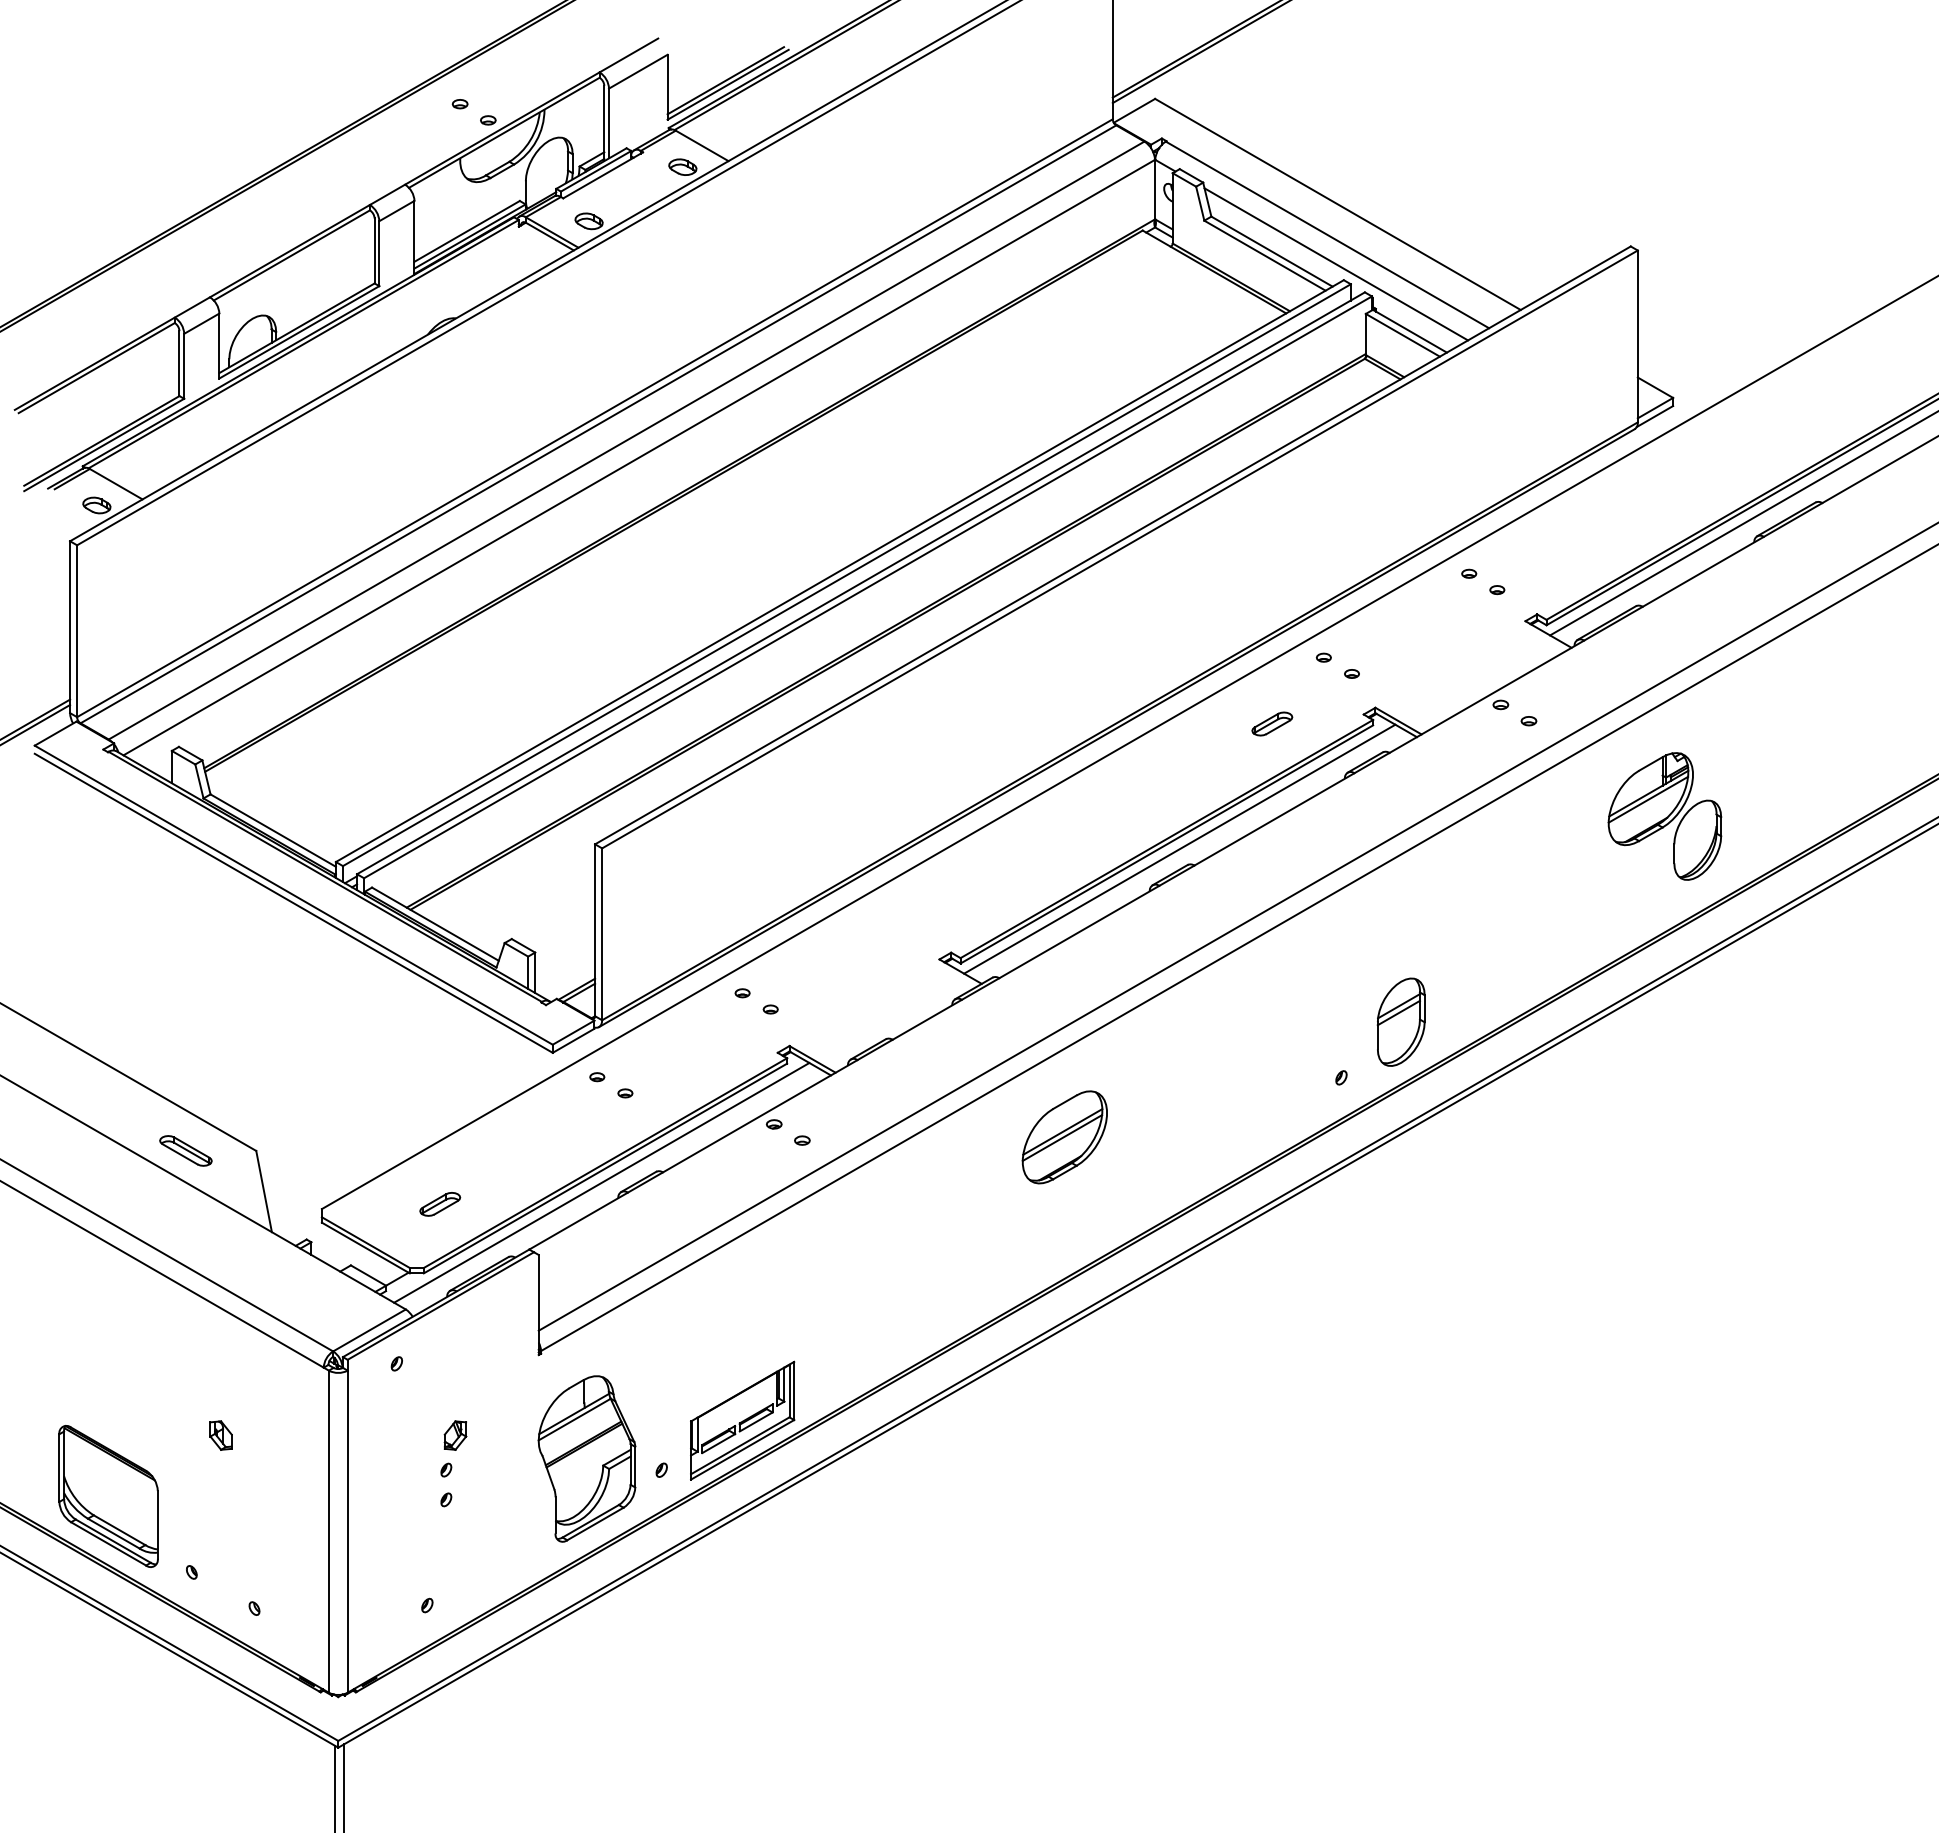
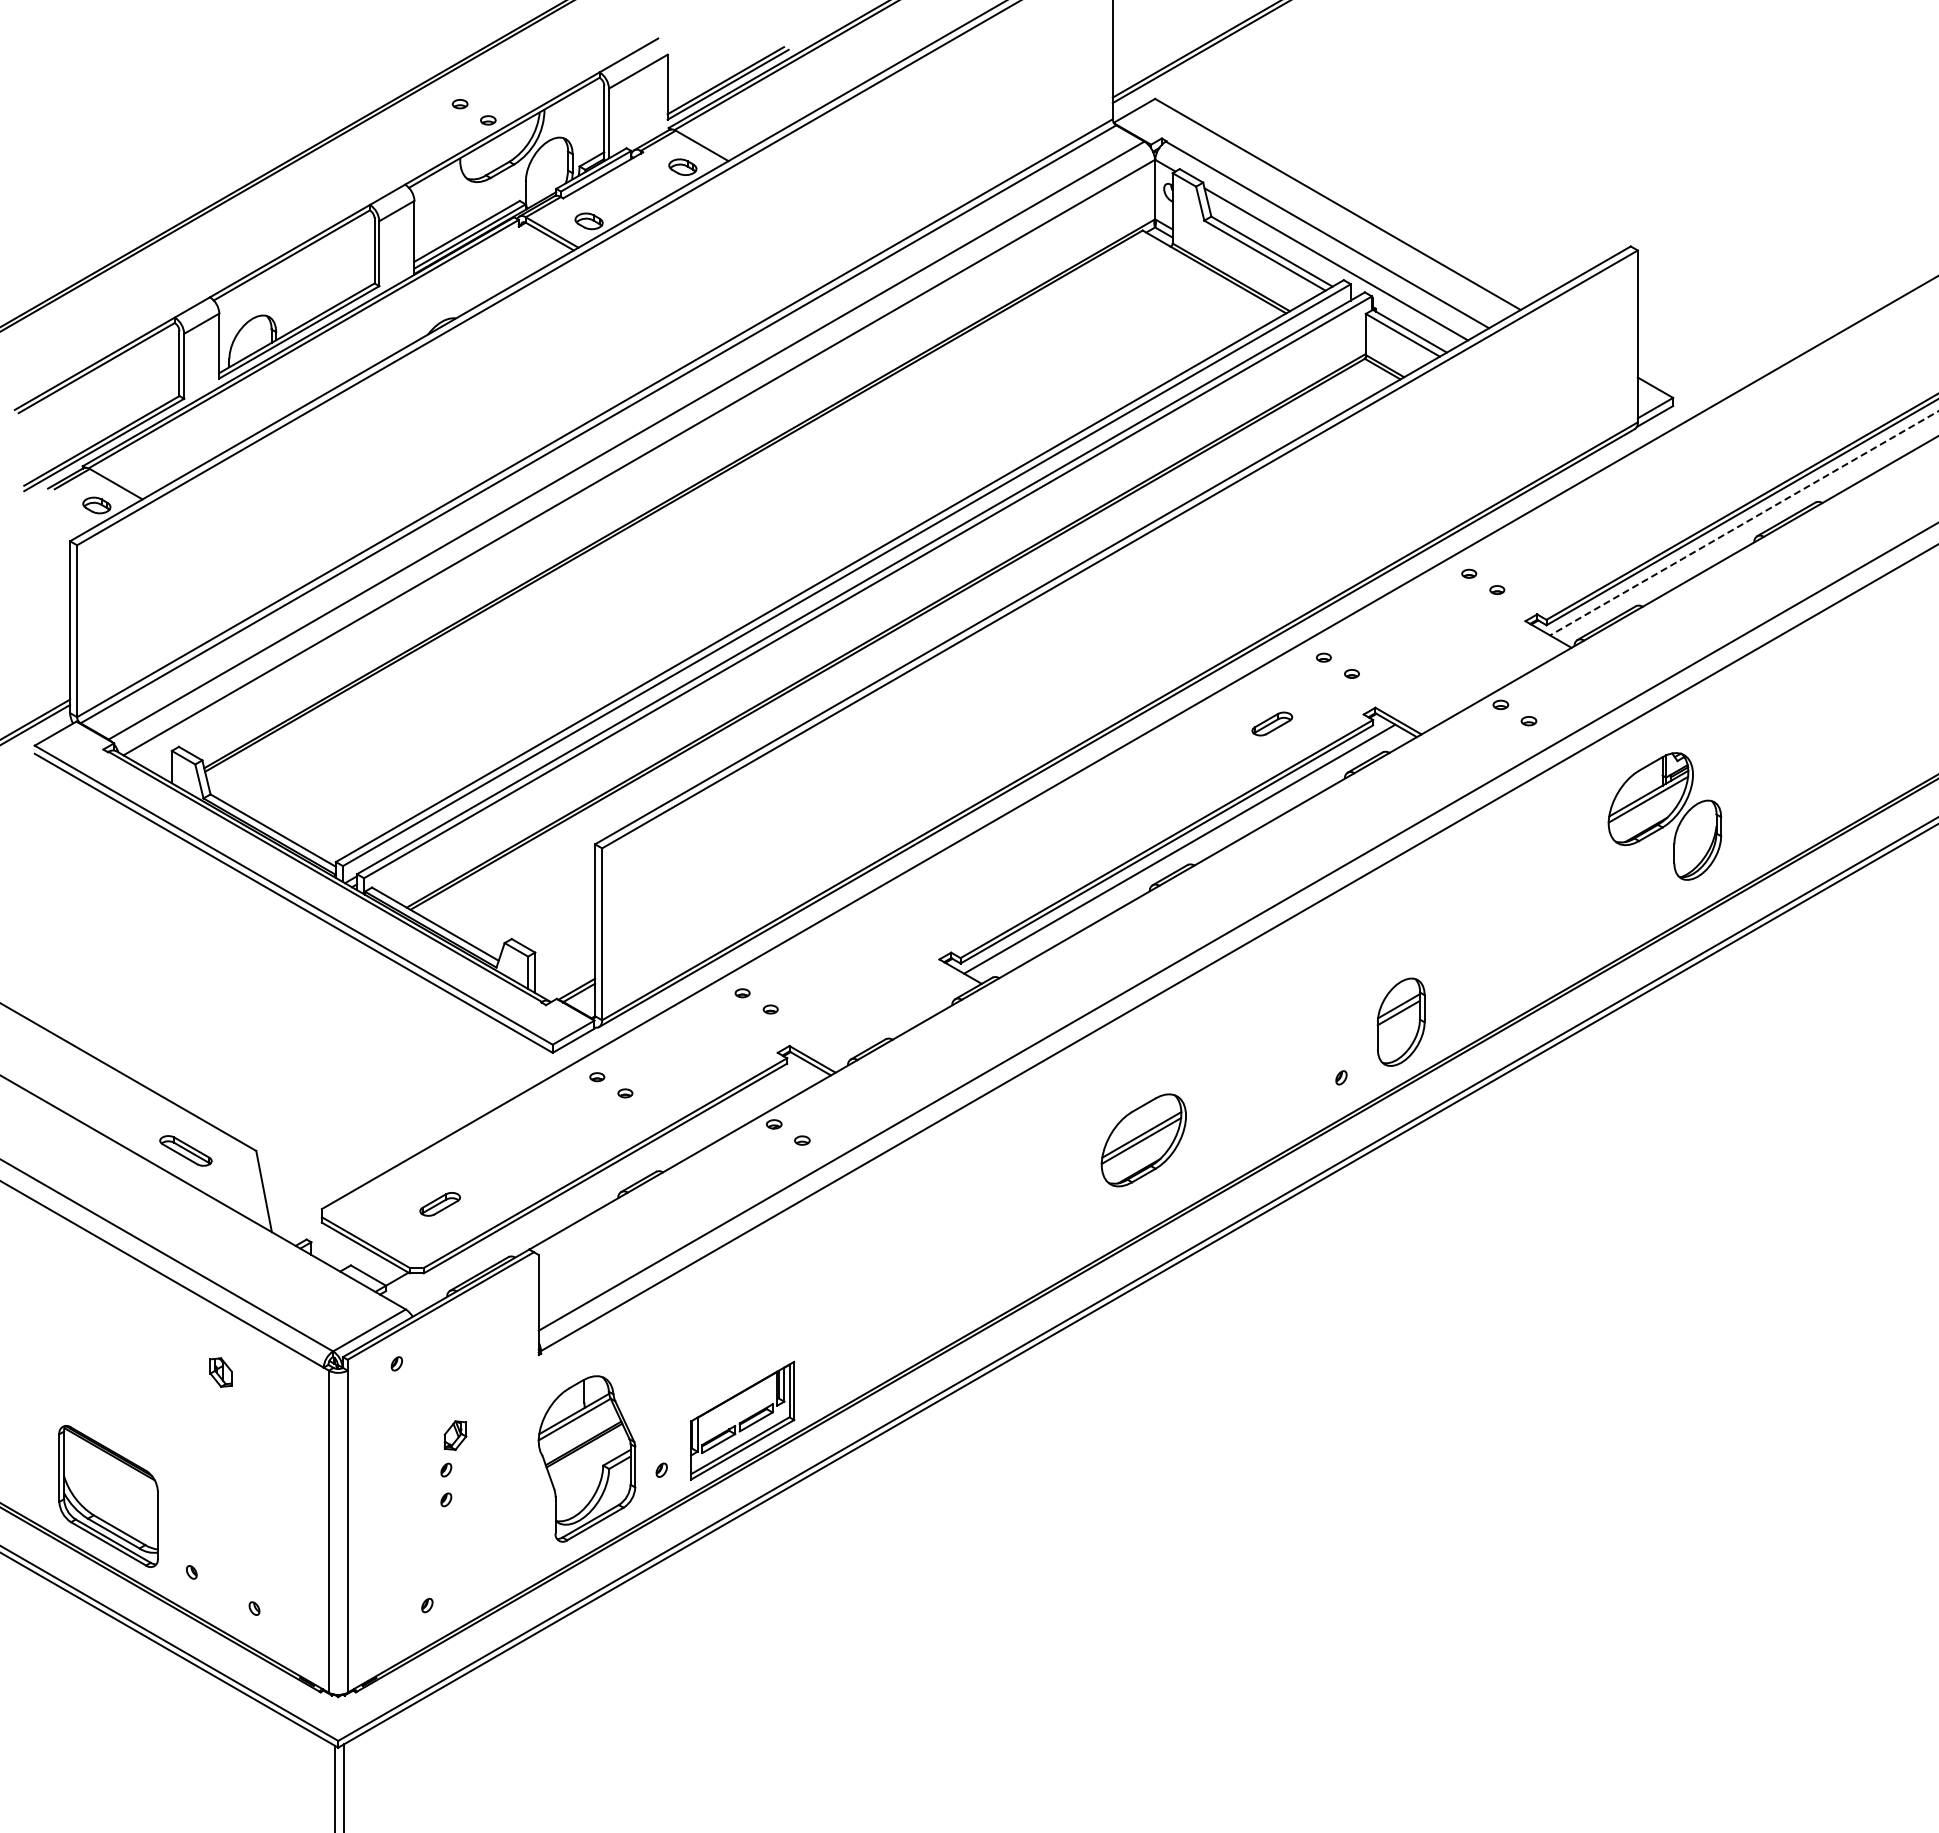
line: solid -> dashed (1744, 523)
part position: (1064, 1137) -> (1143, 1140) (1143, 1140)
line: present -> none (601, 1182)
part position: (220, 1435) -> (220, 1372) (220, 1372)
